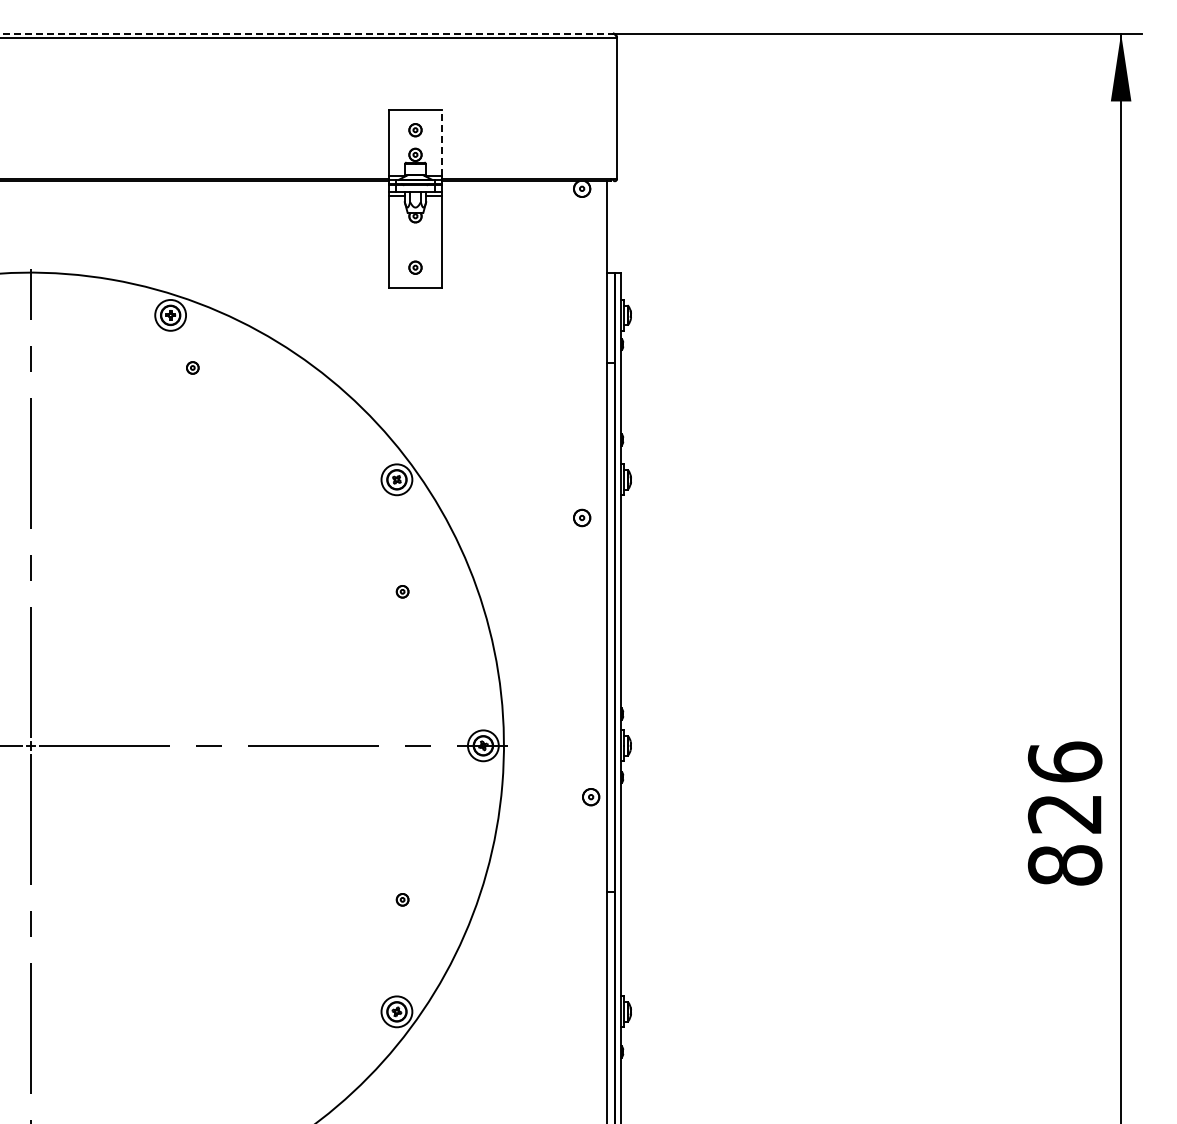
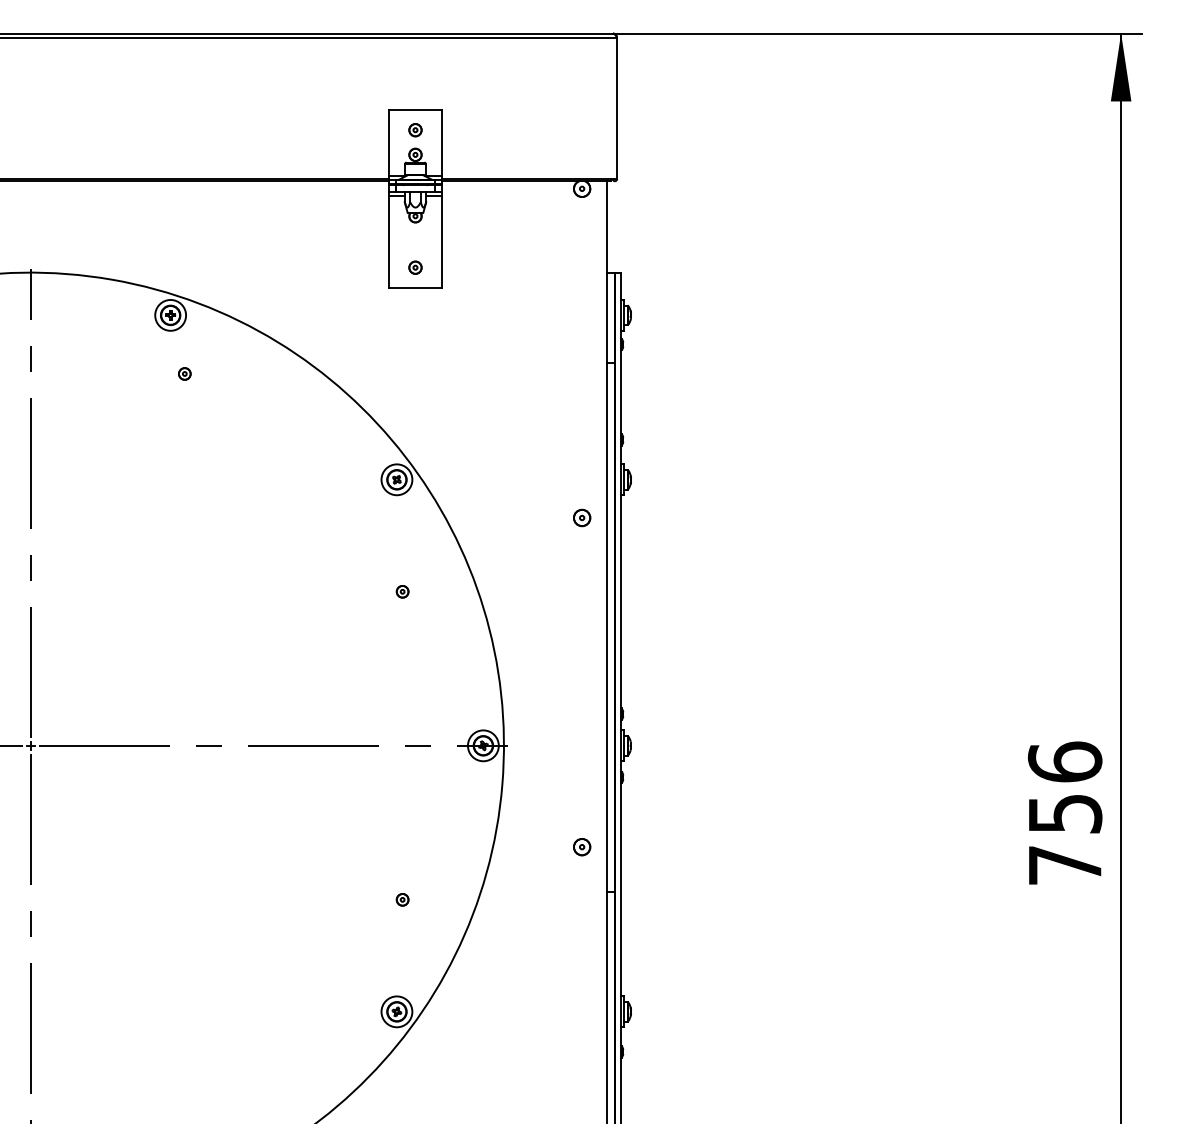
line: dashed -> solid (307, 33)
line: dashed -> solid (441, 142)
part position: (192, 367) -> (184, 373) (184, 373)
part position: (591, 797) -> (582, 847) (582, 847)
text: 826 -> 756 (1064, 840)
